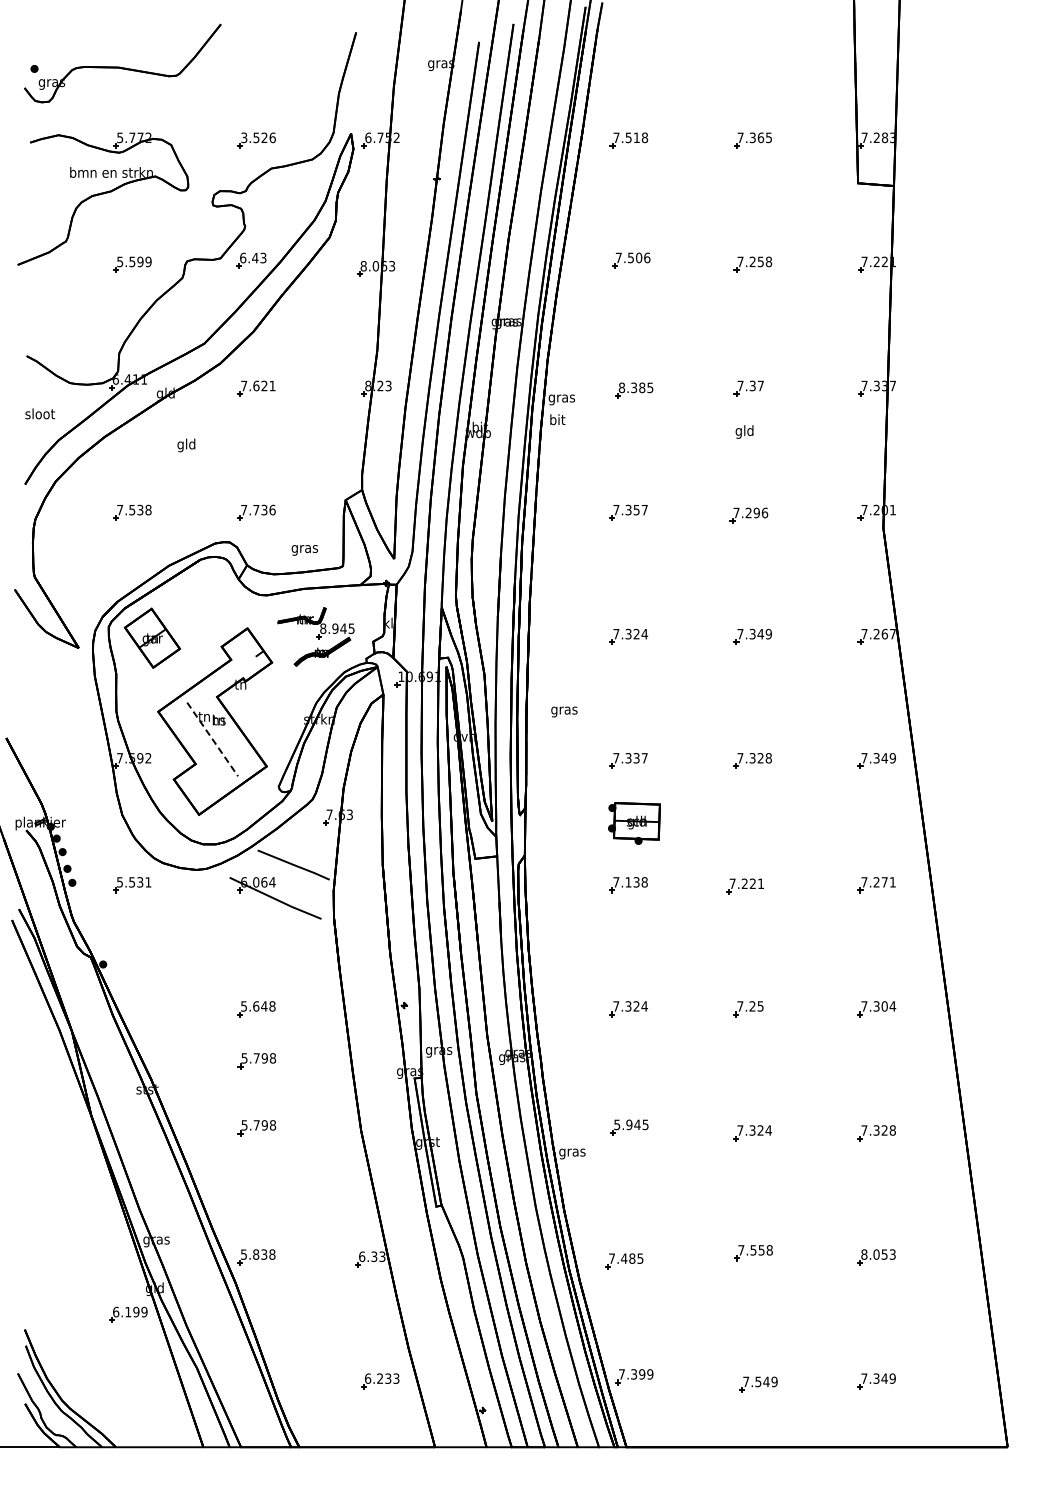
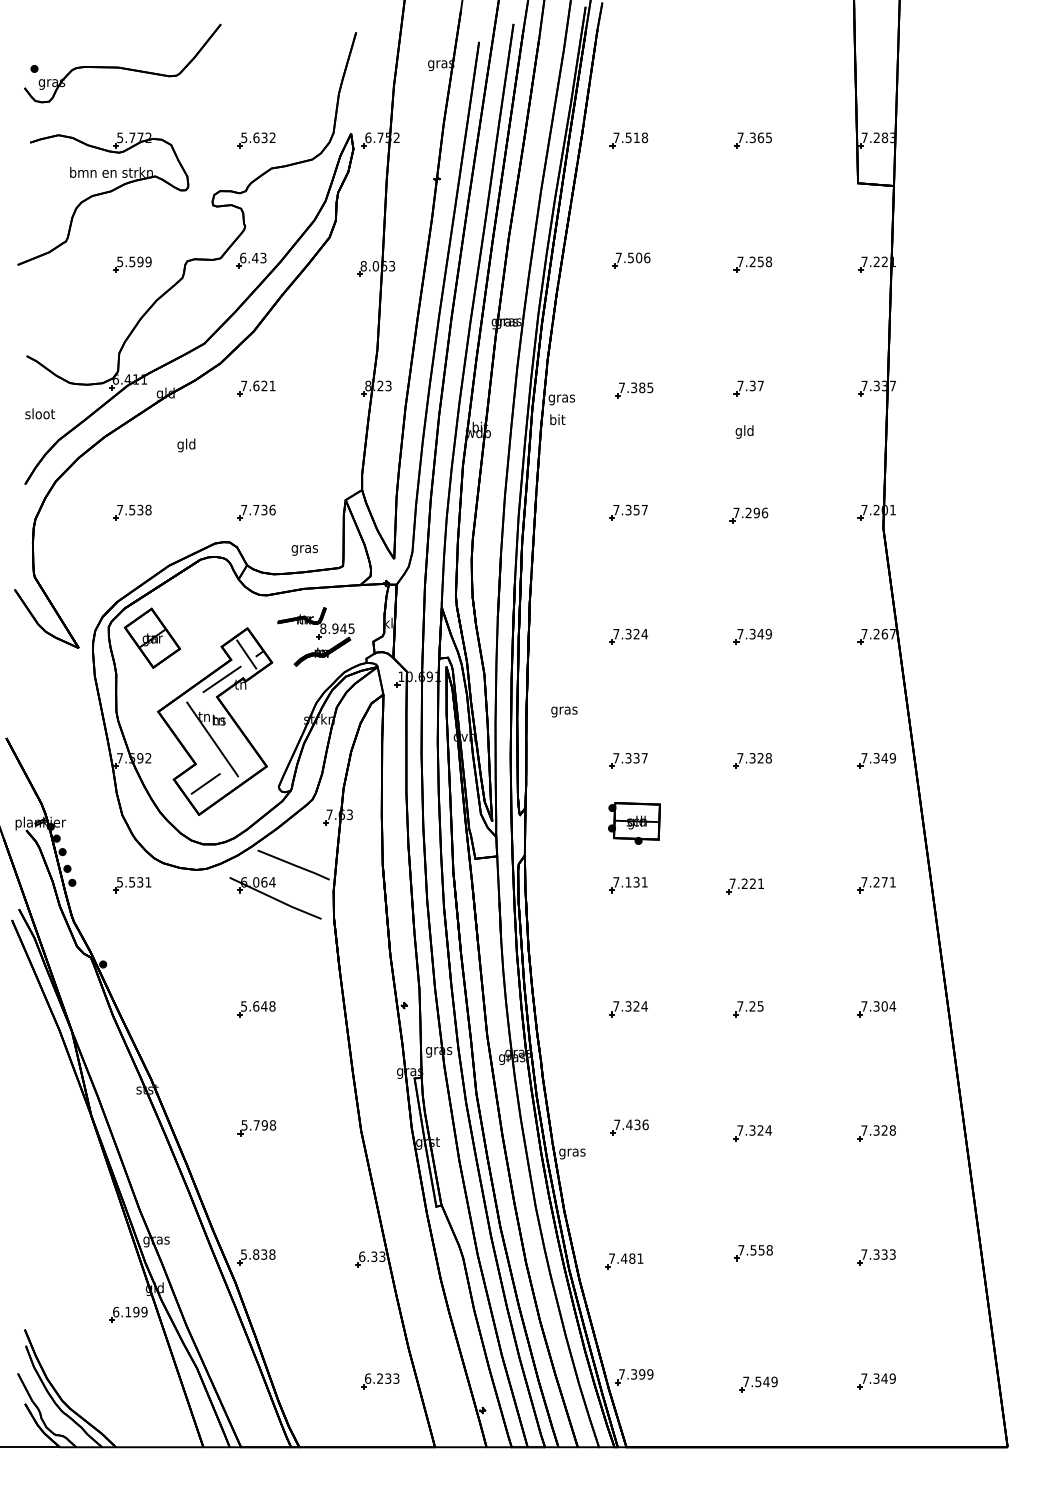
text: 3.526 -> 5.632 (258, 137)
text: 8.385 -> 7.385 (621, 387)
line: none -> present (246, 654)
line: none -> present (221, 679)
line: dashed -> solid (212, 739)
line: none -> present (205, 783)
text: 7.138 -> 7.131 (644, 882)
part: present -> none (256, 1061)
text: 5.945 -> 7.436 (631, 1124)
text: 8.053 -> 7.333 (874, 1254)
text: 7.485 -> 7.481 (640, 1258)
